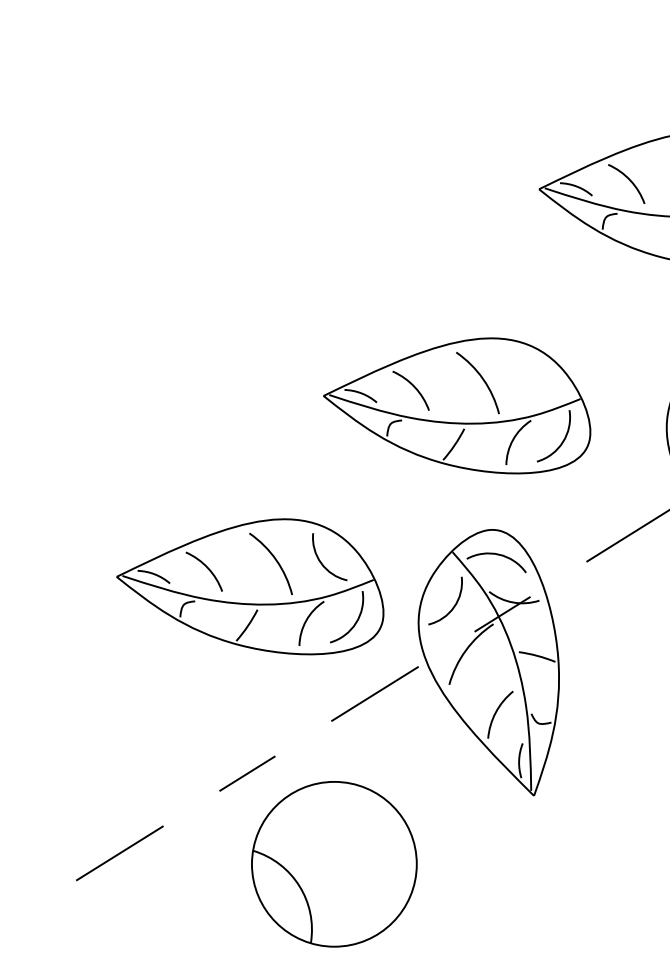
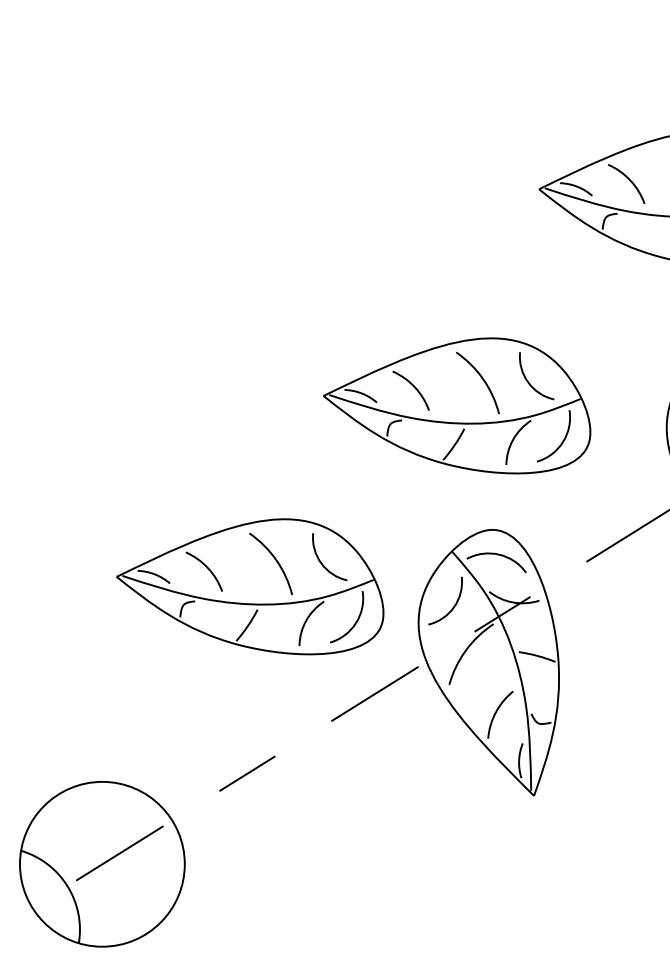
arc: none -> present (528, 380)
part position: (334, 864) -> (102, 864) (102, 864)
